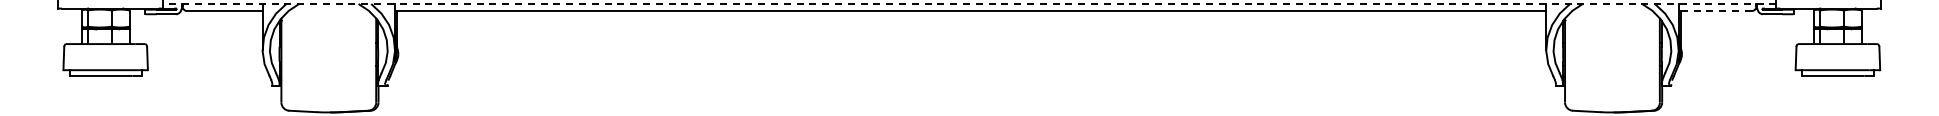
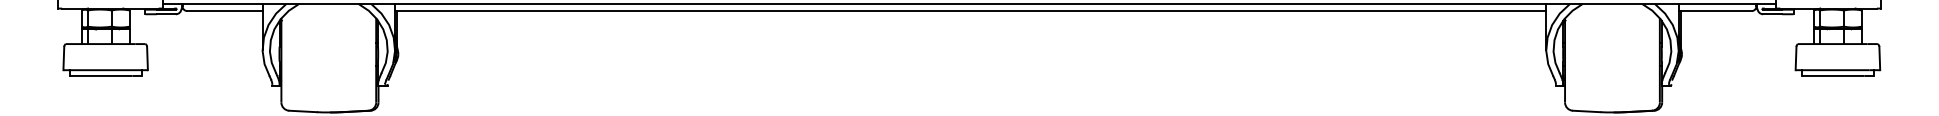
line: dashed -> solid (969, 3)
line: dashed -> solid (1715, 11)
